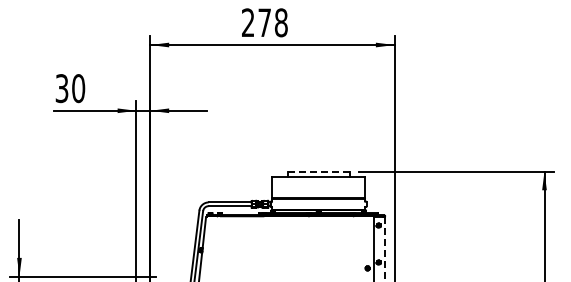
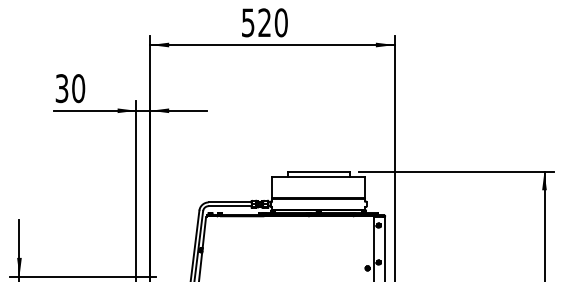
text: 278 -> 520 (264, 22)
line: dashed -> solid (318, 171)
line: dashed -> solid (385, 249)
